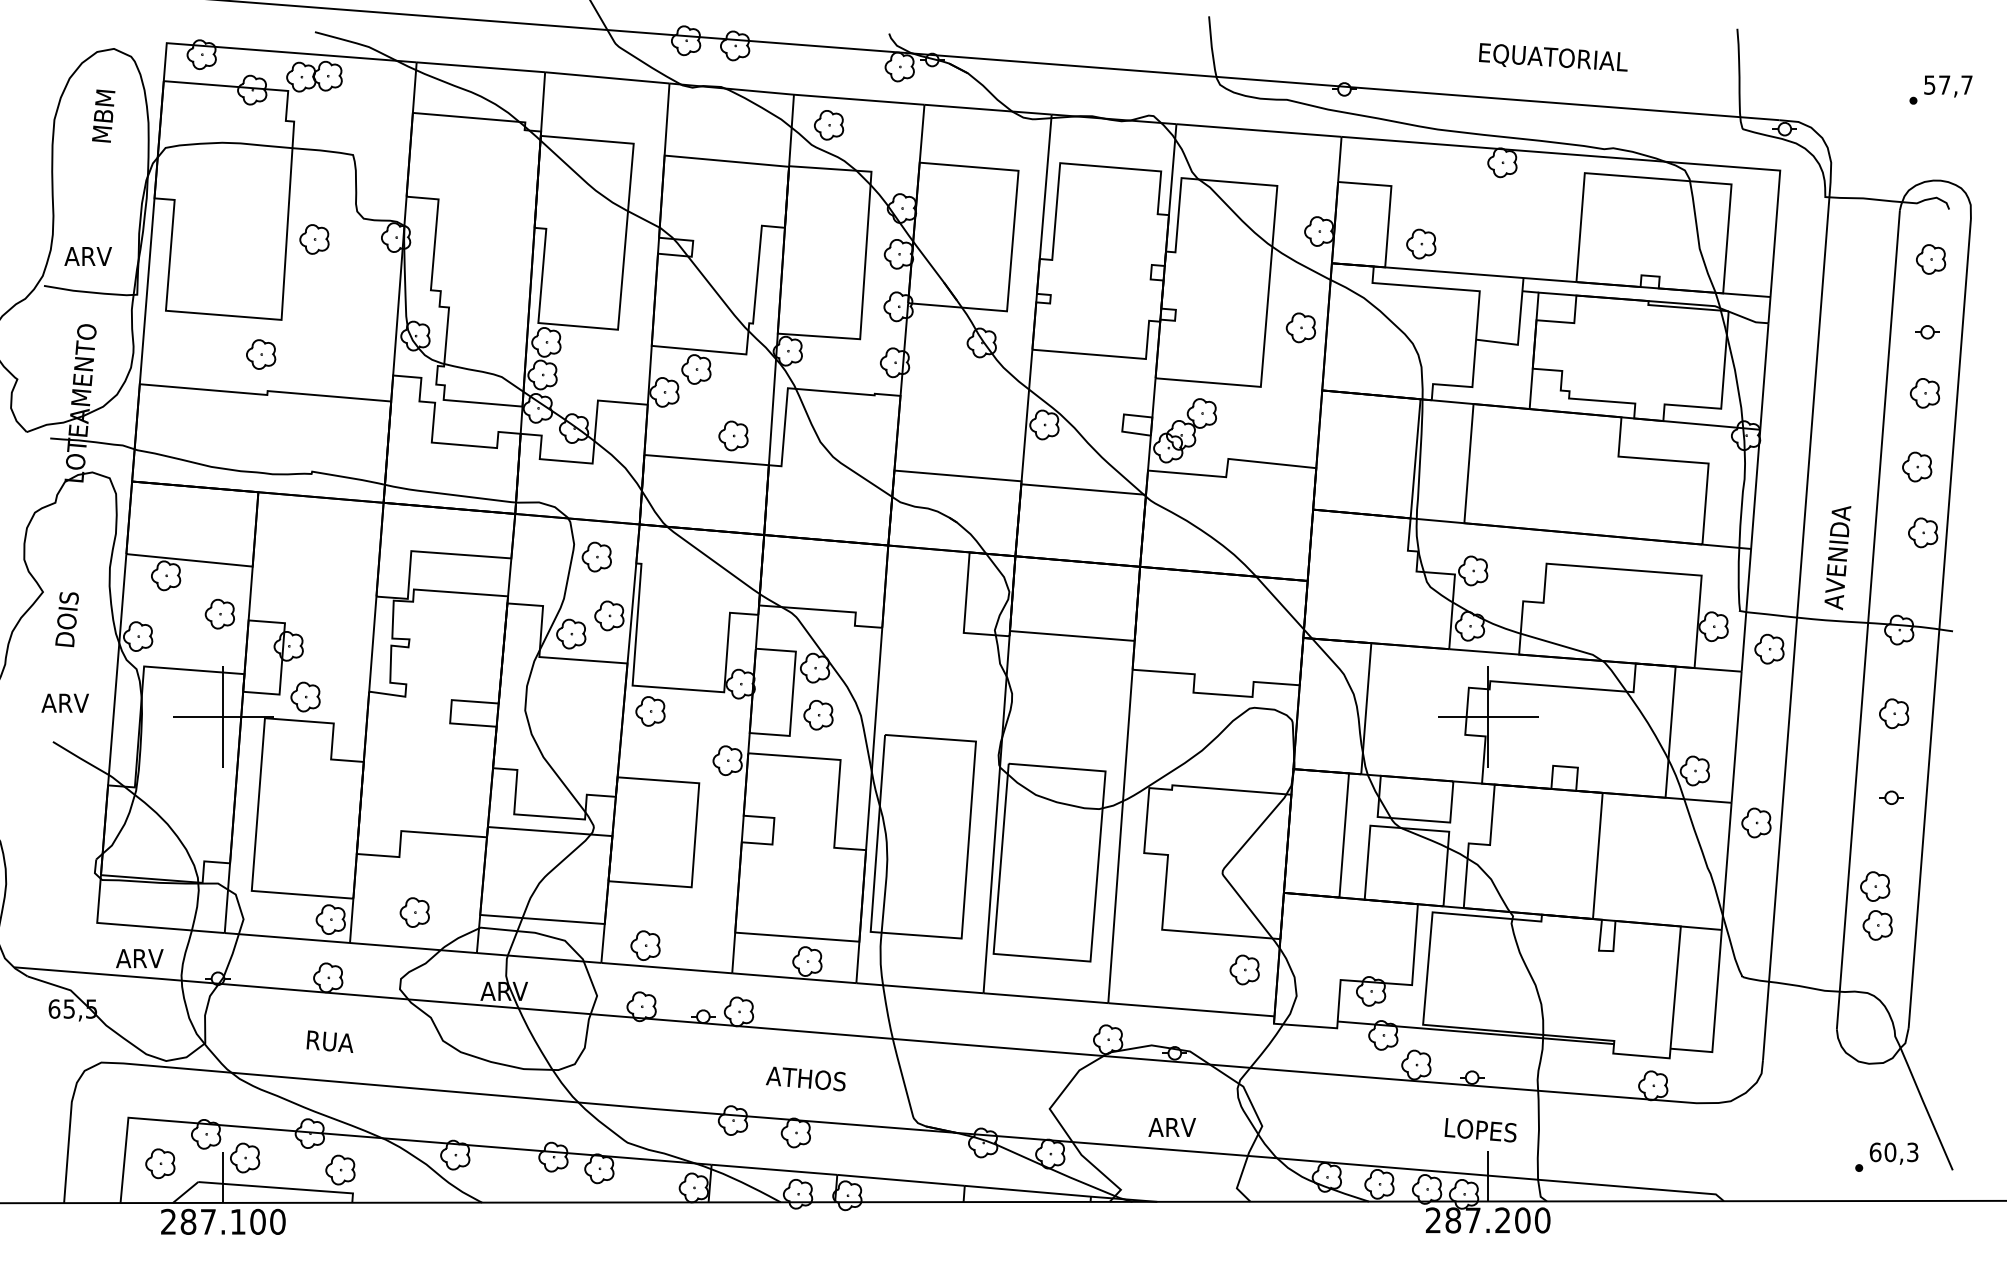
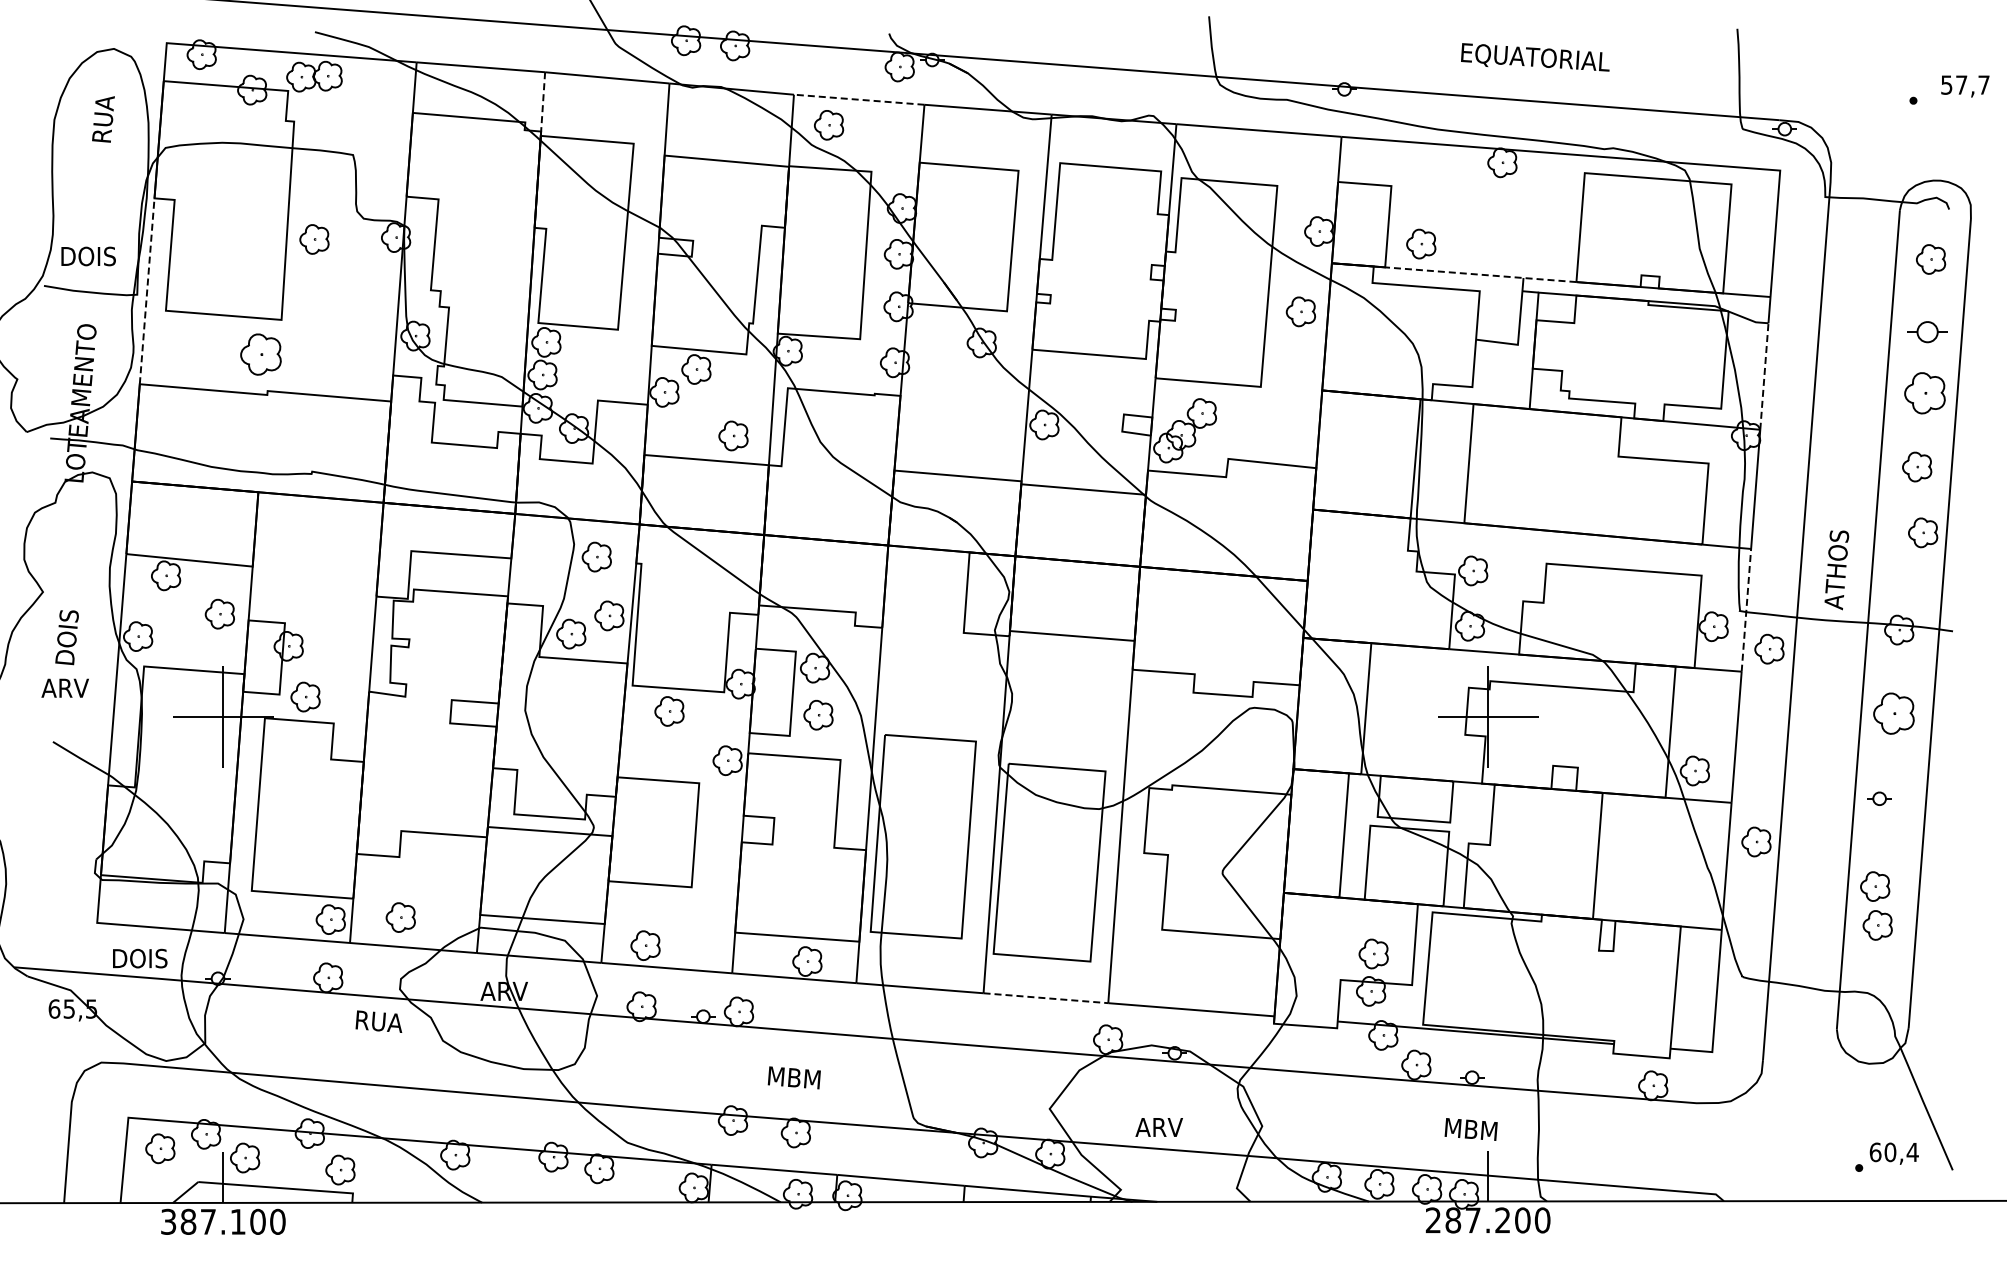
text position: (1553, 57) -> (1535, 57) (1535, 57)
text position: (1948, 86) -> (1965, 86) (1965, 86)
line: solid -> dashed (858, 99)
line: solid -> dashed (543, 101)
text: MBM -> RUA (103, 114)
text: ARV -> DOIS (88, 256)
line: solid -> dashed (1480, 274)
line: solid -> dashed (147, 290)
part position: (1300, 327) -> (1300, 311) (1300, 311)
part size: 25x15 px -> 41x23 px (1927, 332)
part size: 31x31 px -> 42x43 px (260, 354)
line: solid -> dashed (1764, 376)
part size: 32x31 px -> 42x43 px (1924, 393)
text: AVENIDA -> ATHOS (1838, 549)
line: solid -> dashed (1746, 610)
text position: (66, 619) -> (66, 637) (66, 637)
text position: (64, 702) -> (64, 687) (64, 687)
part position: (650, 711) -> (669, 711) (669, 711)
part size: 31x32 px -> 42x43 px (1893, 713)
part position: (1891, 797) -> (1879, 798) (1879, 798)
part position: (1756, 822) -> (1756, 841) (1756, 841)
part position: (414, 912) -> (400, 917) (400, 917)
text: ARV -> DOIS (140, 958)
part position: (1244, 969) -> (1373, 953) (1373, 953)
line: solid -> dashed (1045, 998)
text position: (329, 1041) -> (378, 1021) (378, 1021)
text: ATHOS -> MBM (805, 1078)
text position: (1171, 1127) -> (1158, 1127) (1158, 1127)
text: LOPES -> MBM (1481, 1130)
text: 60,3 -> 60,4 (1912, 1152)
part position: (160, 1163) -> (160, 1148) (160, 1148)
text: 287.100 -> 387.100 (168, 1221)
